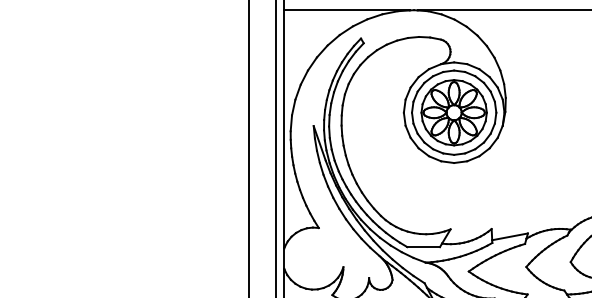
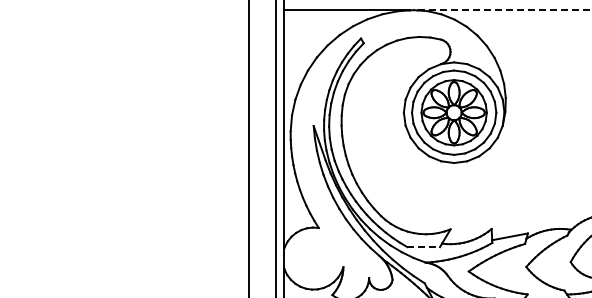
line: solid -> dashed (504, 10)
line: solid -> dashed (424, 247)
